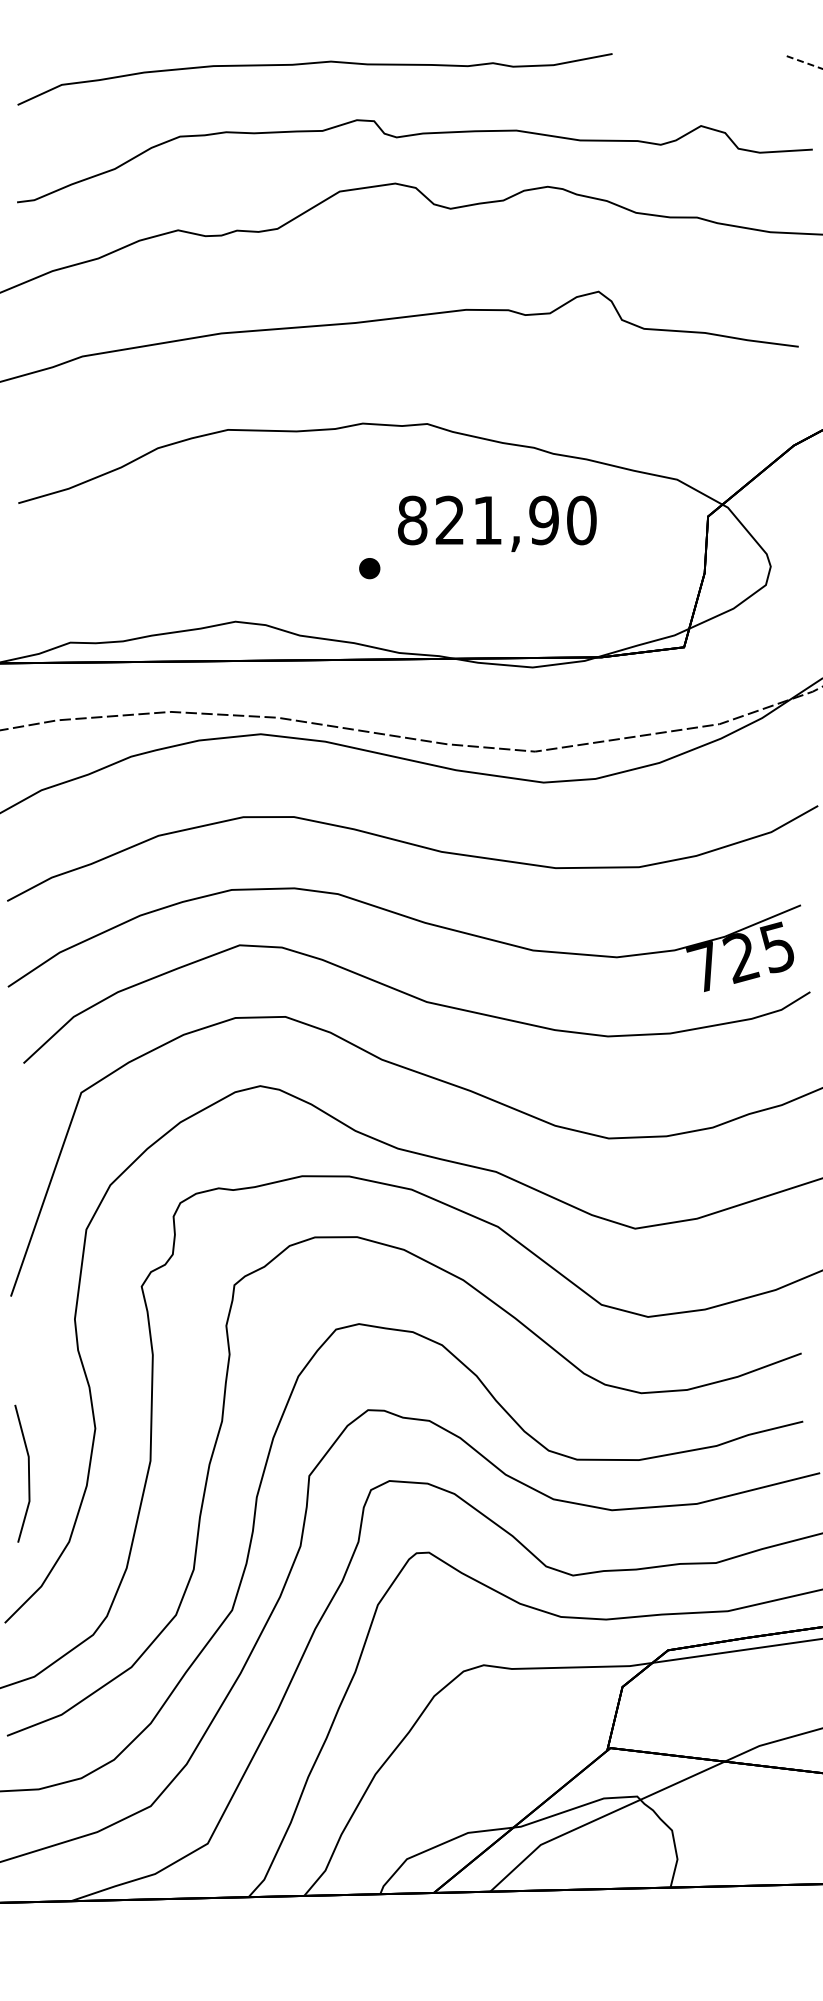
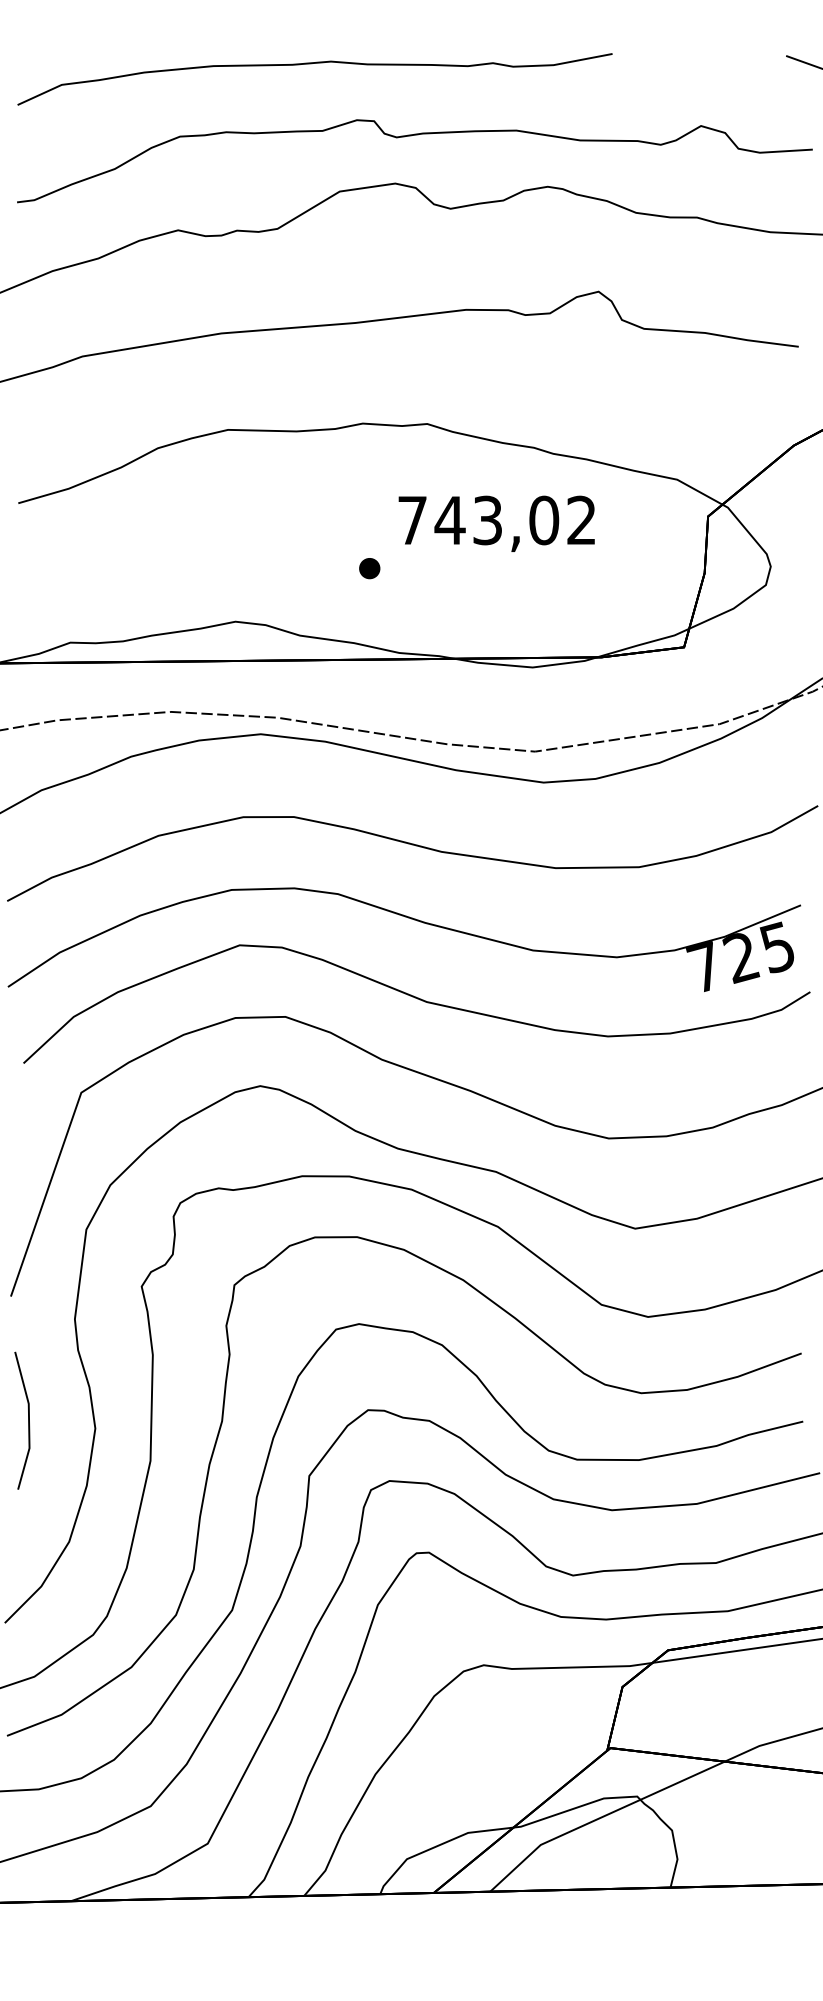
line: dashed -> solid (803, 62)
text: 821,90 -> 743,02 (497, 520)
line position: (28, 1473) -> (28, 1420) (28, 1420)
